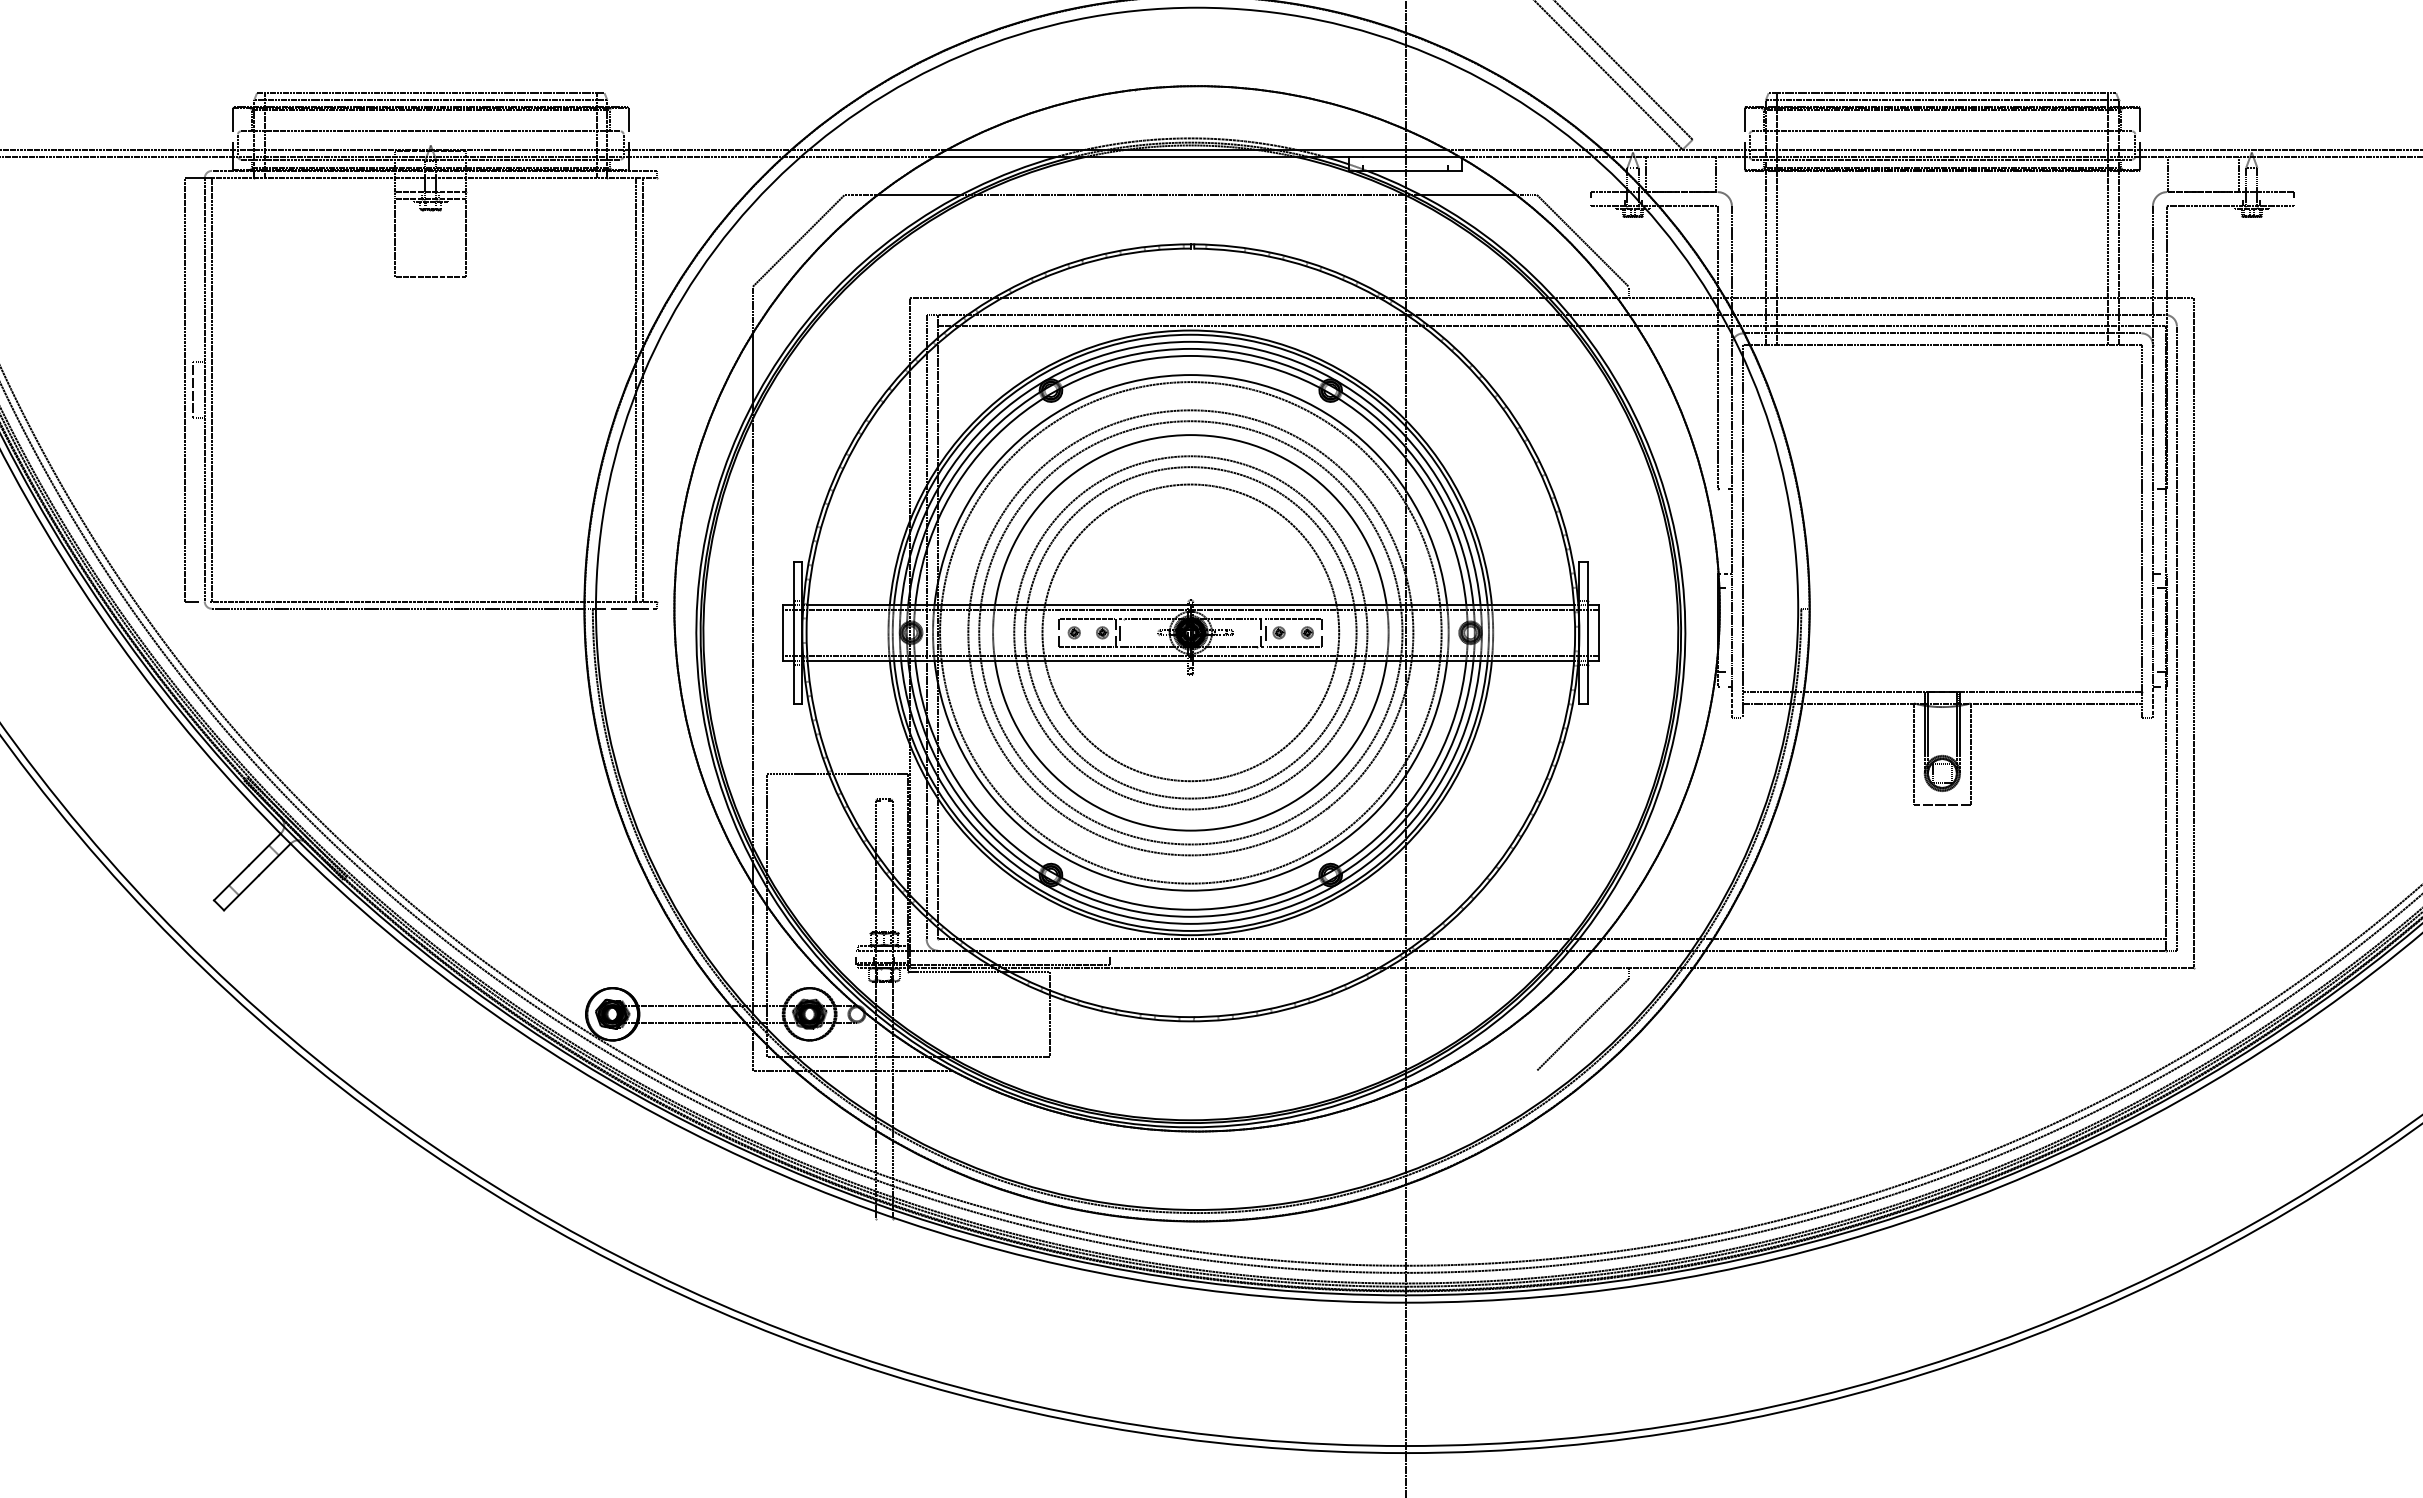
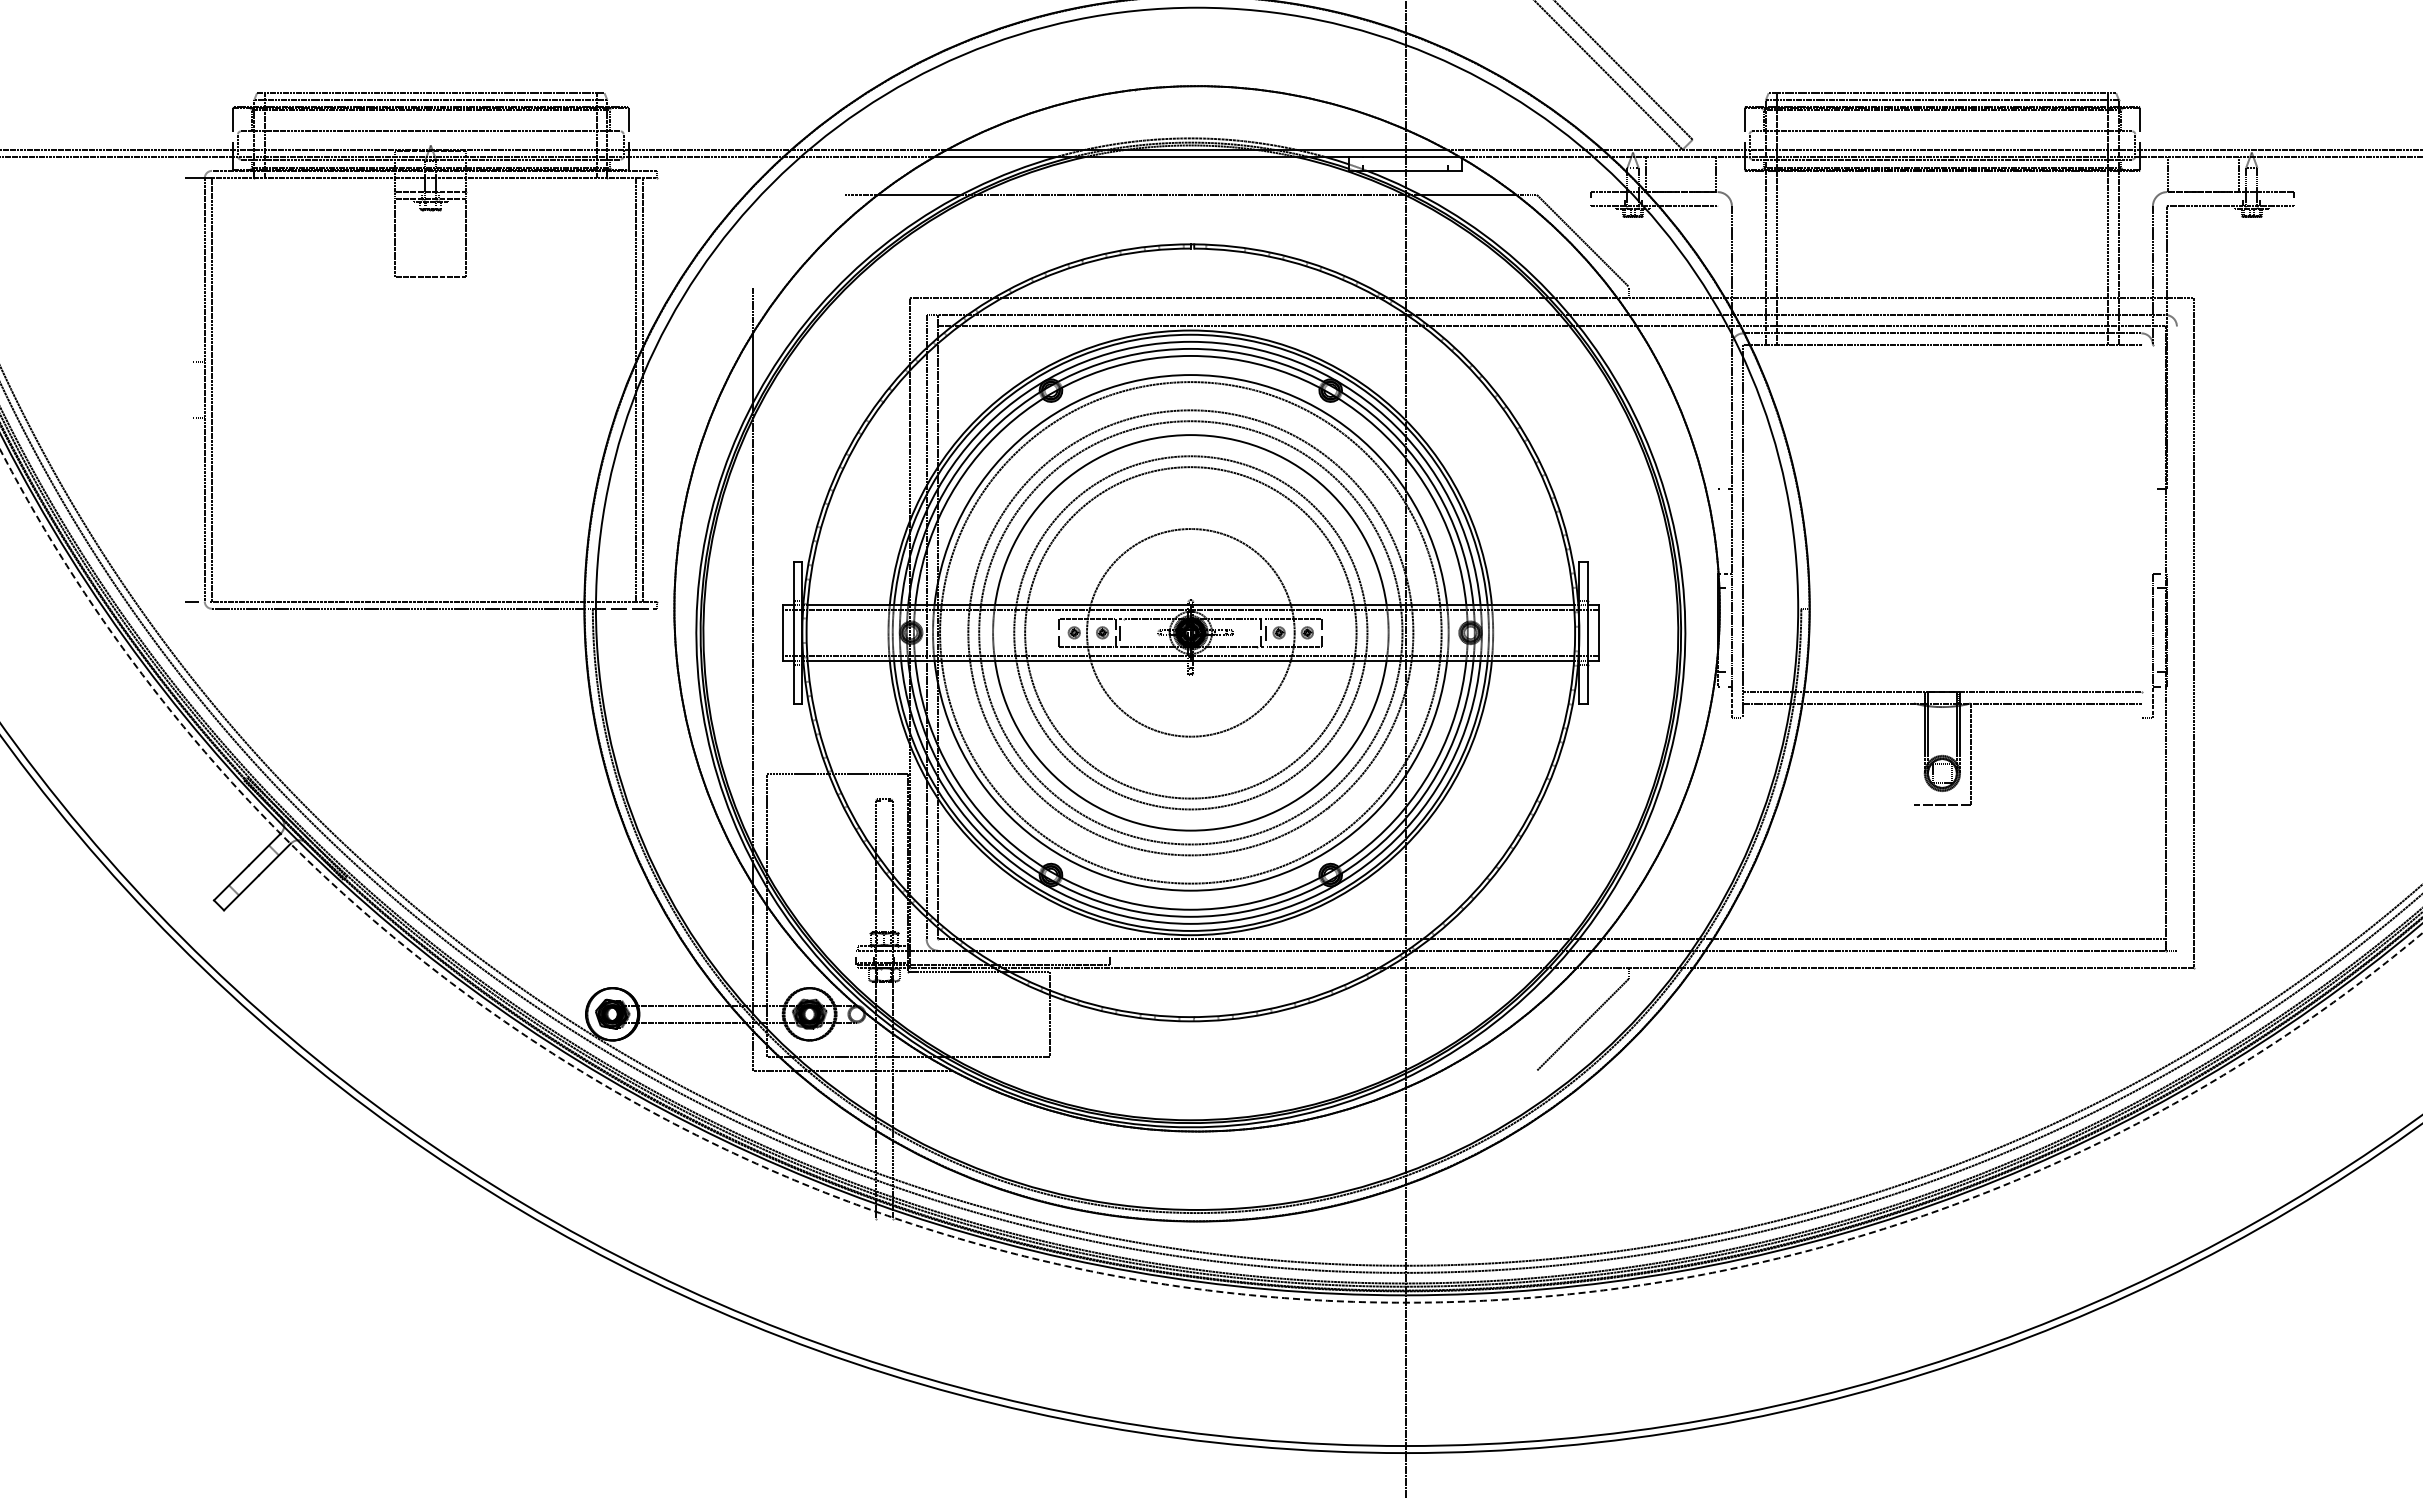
line: present -> none (798, 240)
line: present -> none (1717, 347)
line: present -> none (184, 389)
line: present -> none (193, 389)
line: present -> none (2152, 458)
line: present -> none (2141, 530)
circle diameter: 297 px -> 208 px (1190, 632)
line: present -> none (2176, 638)
line: present -> none (1914, 754)
arc: solid -> dashed (1093, 1271)
